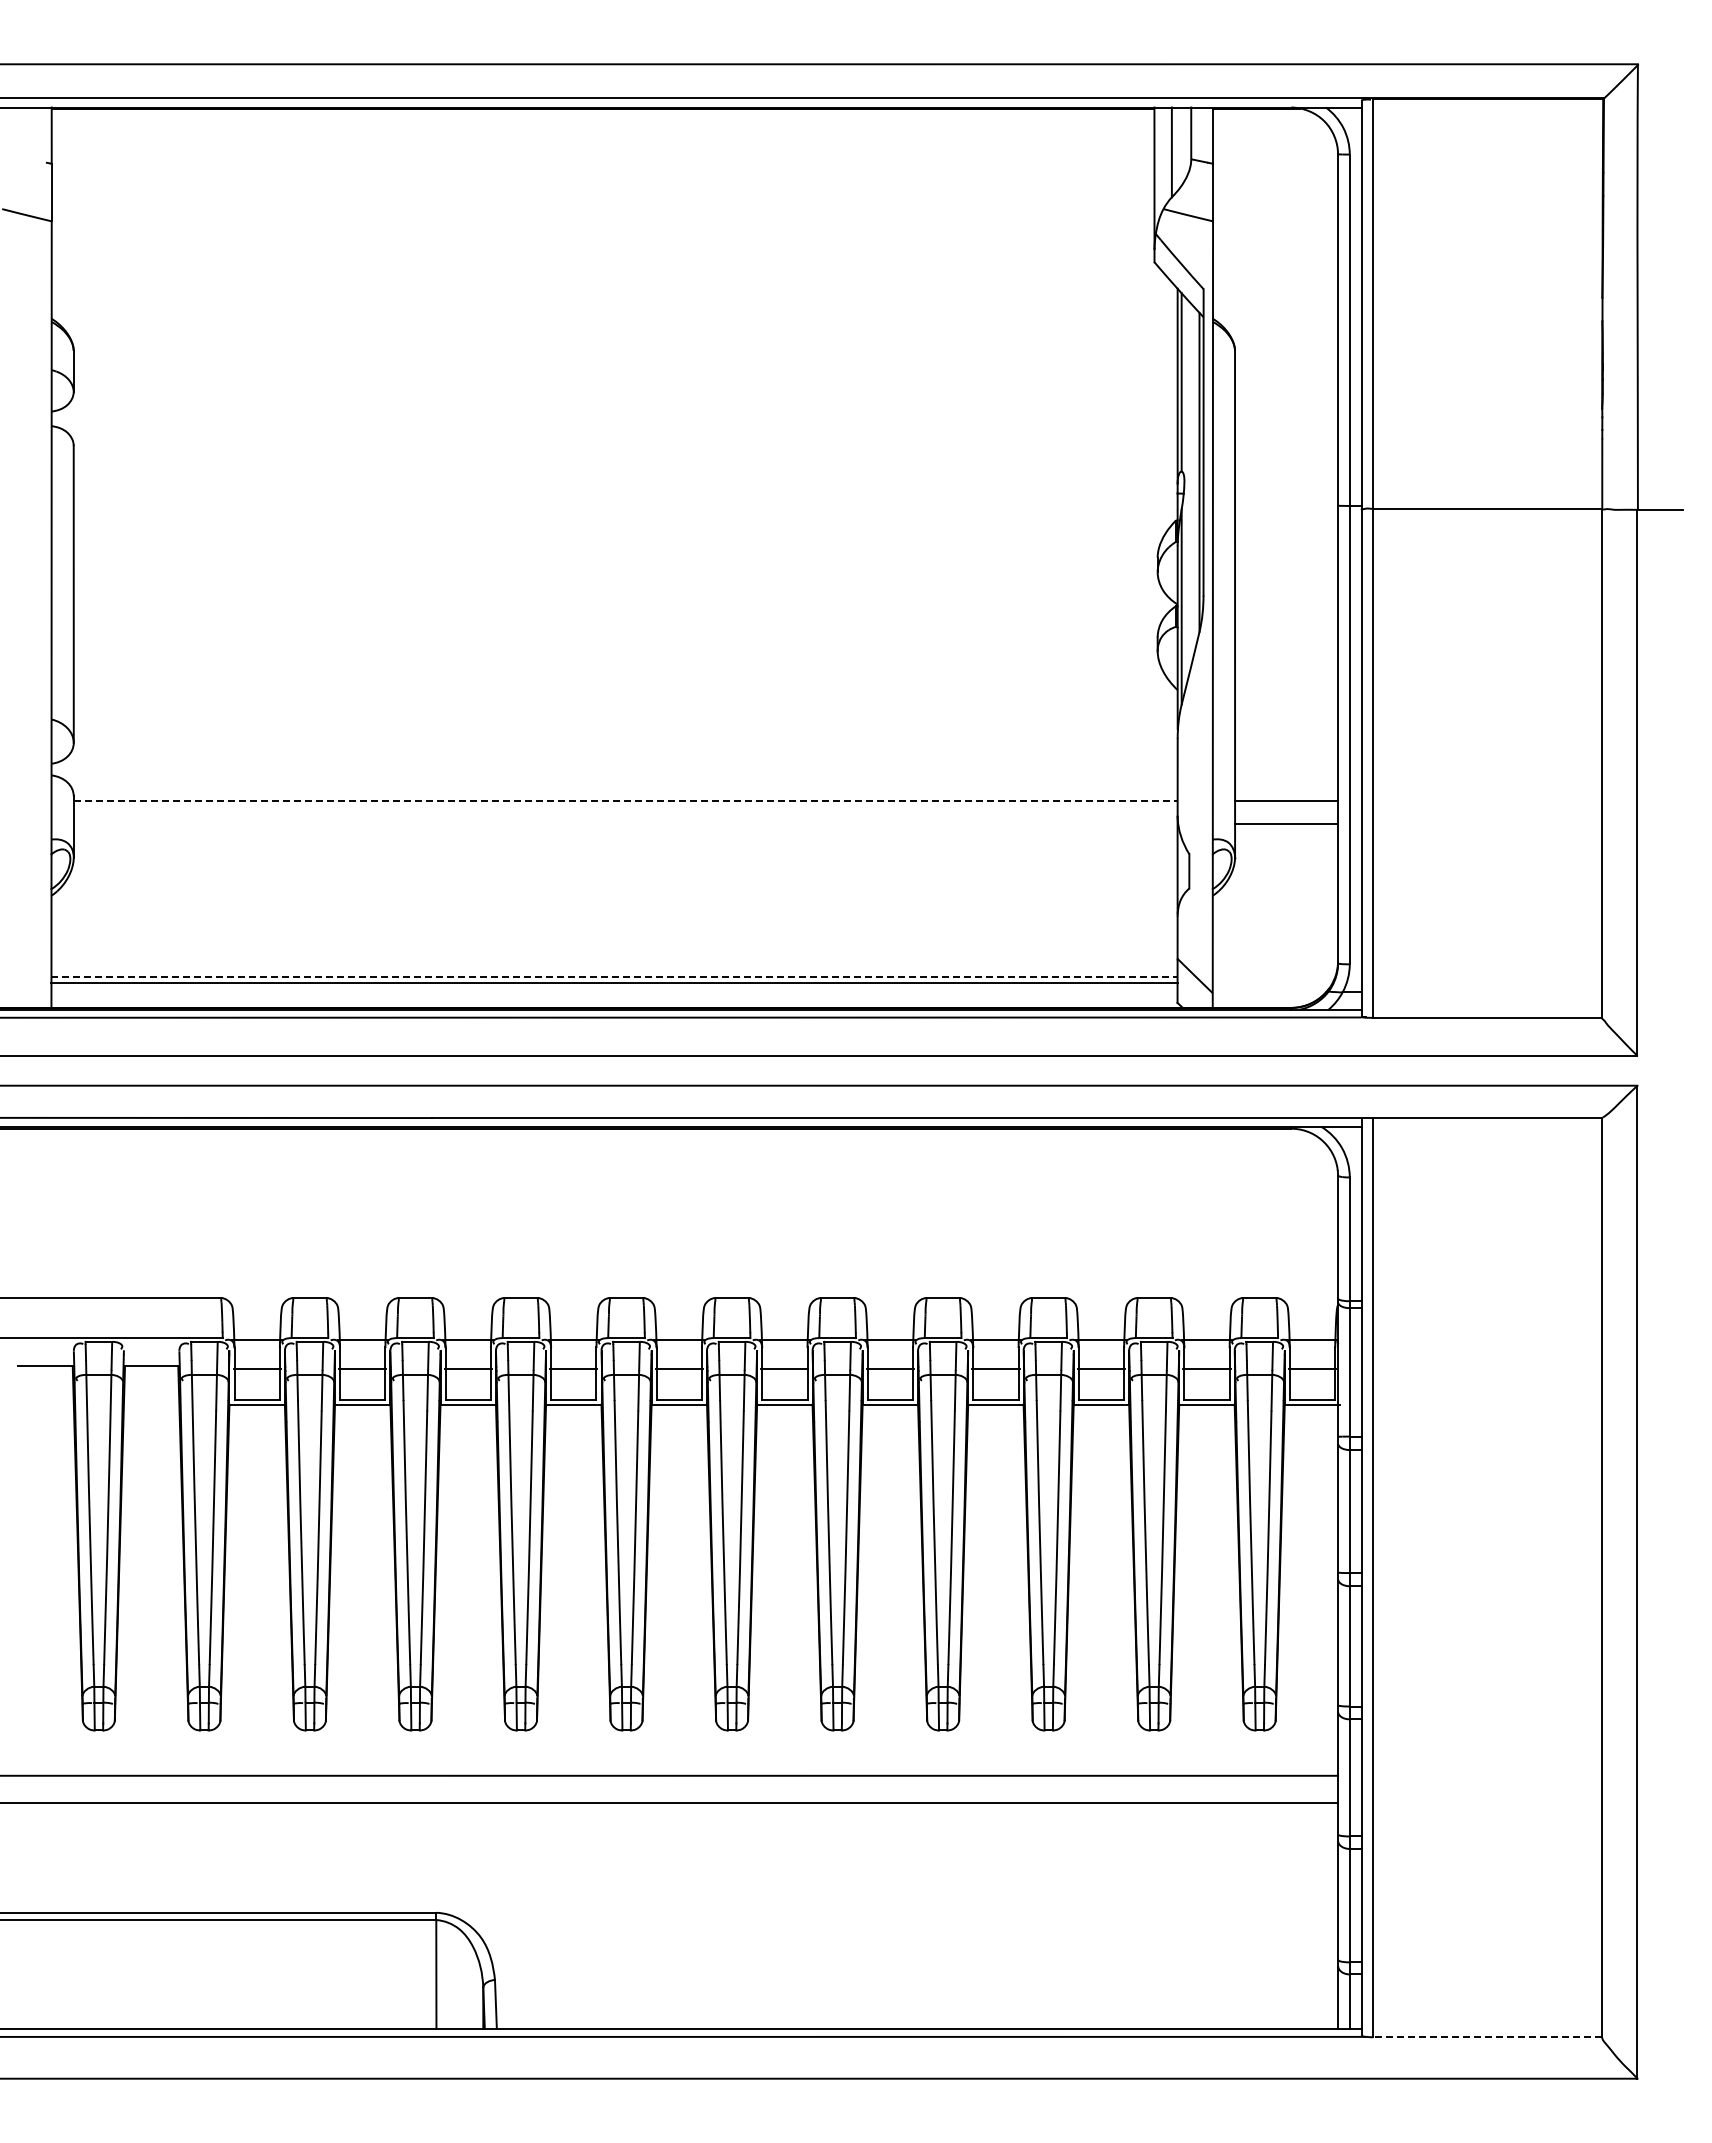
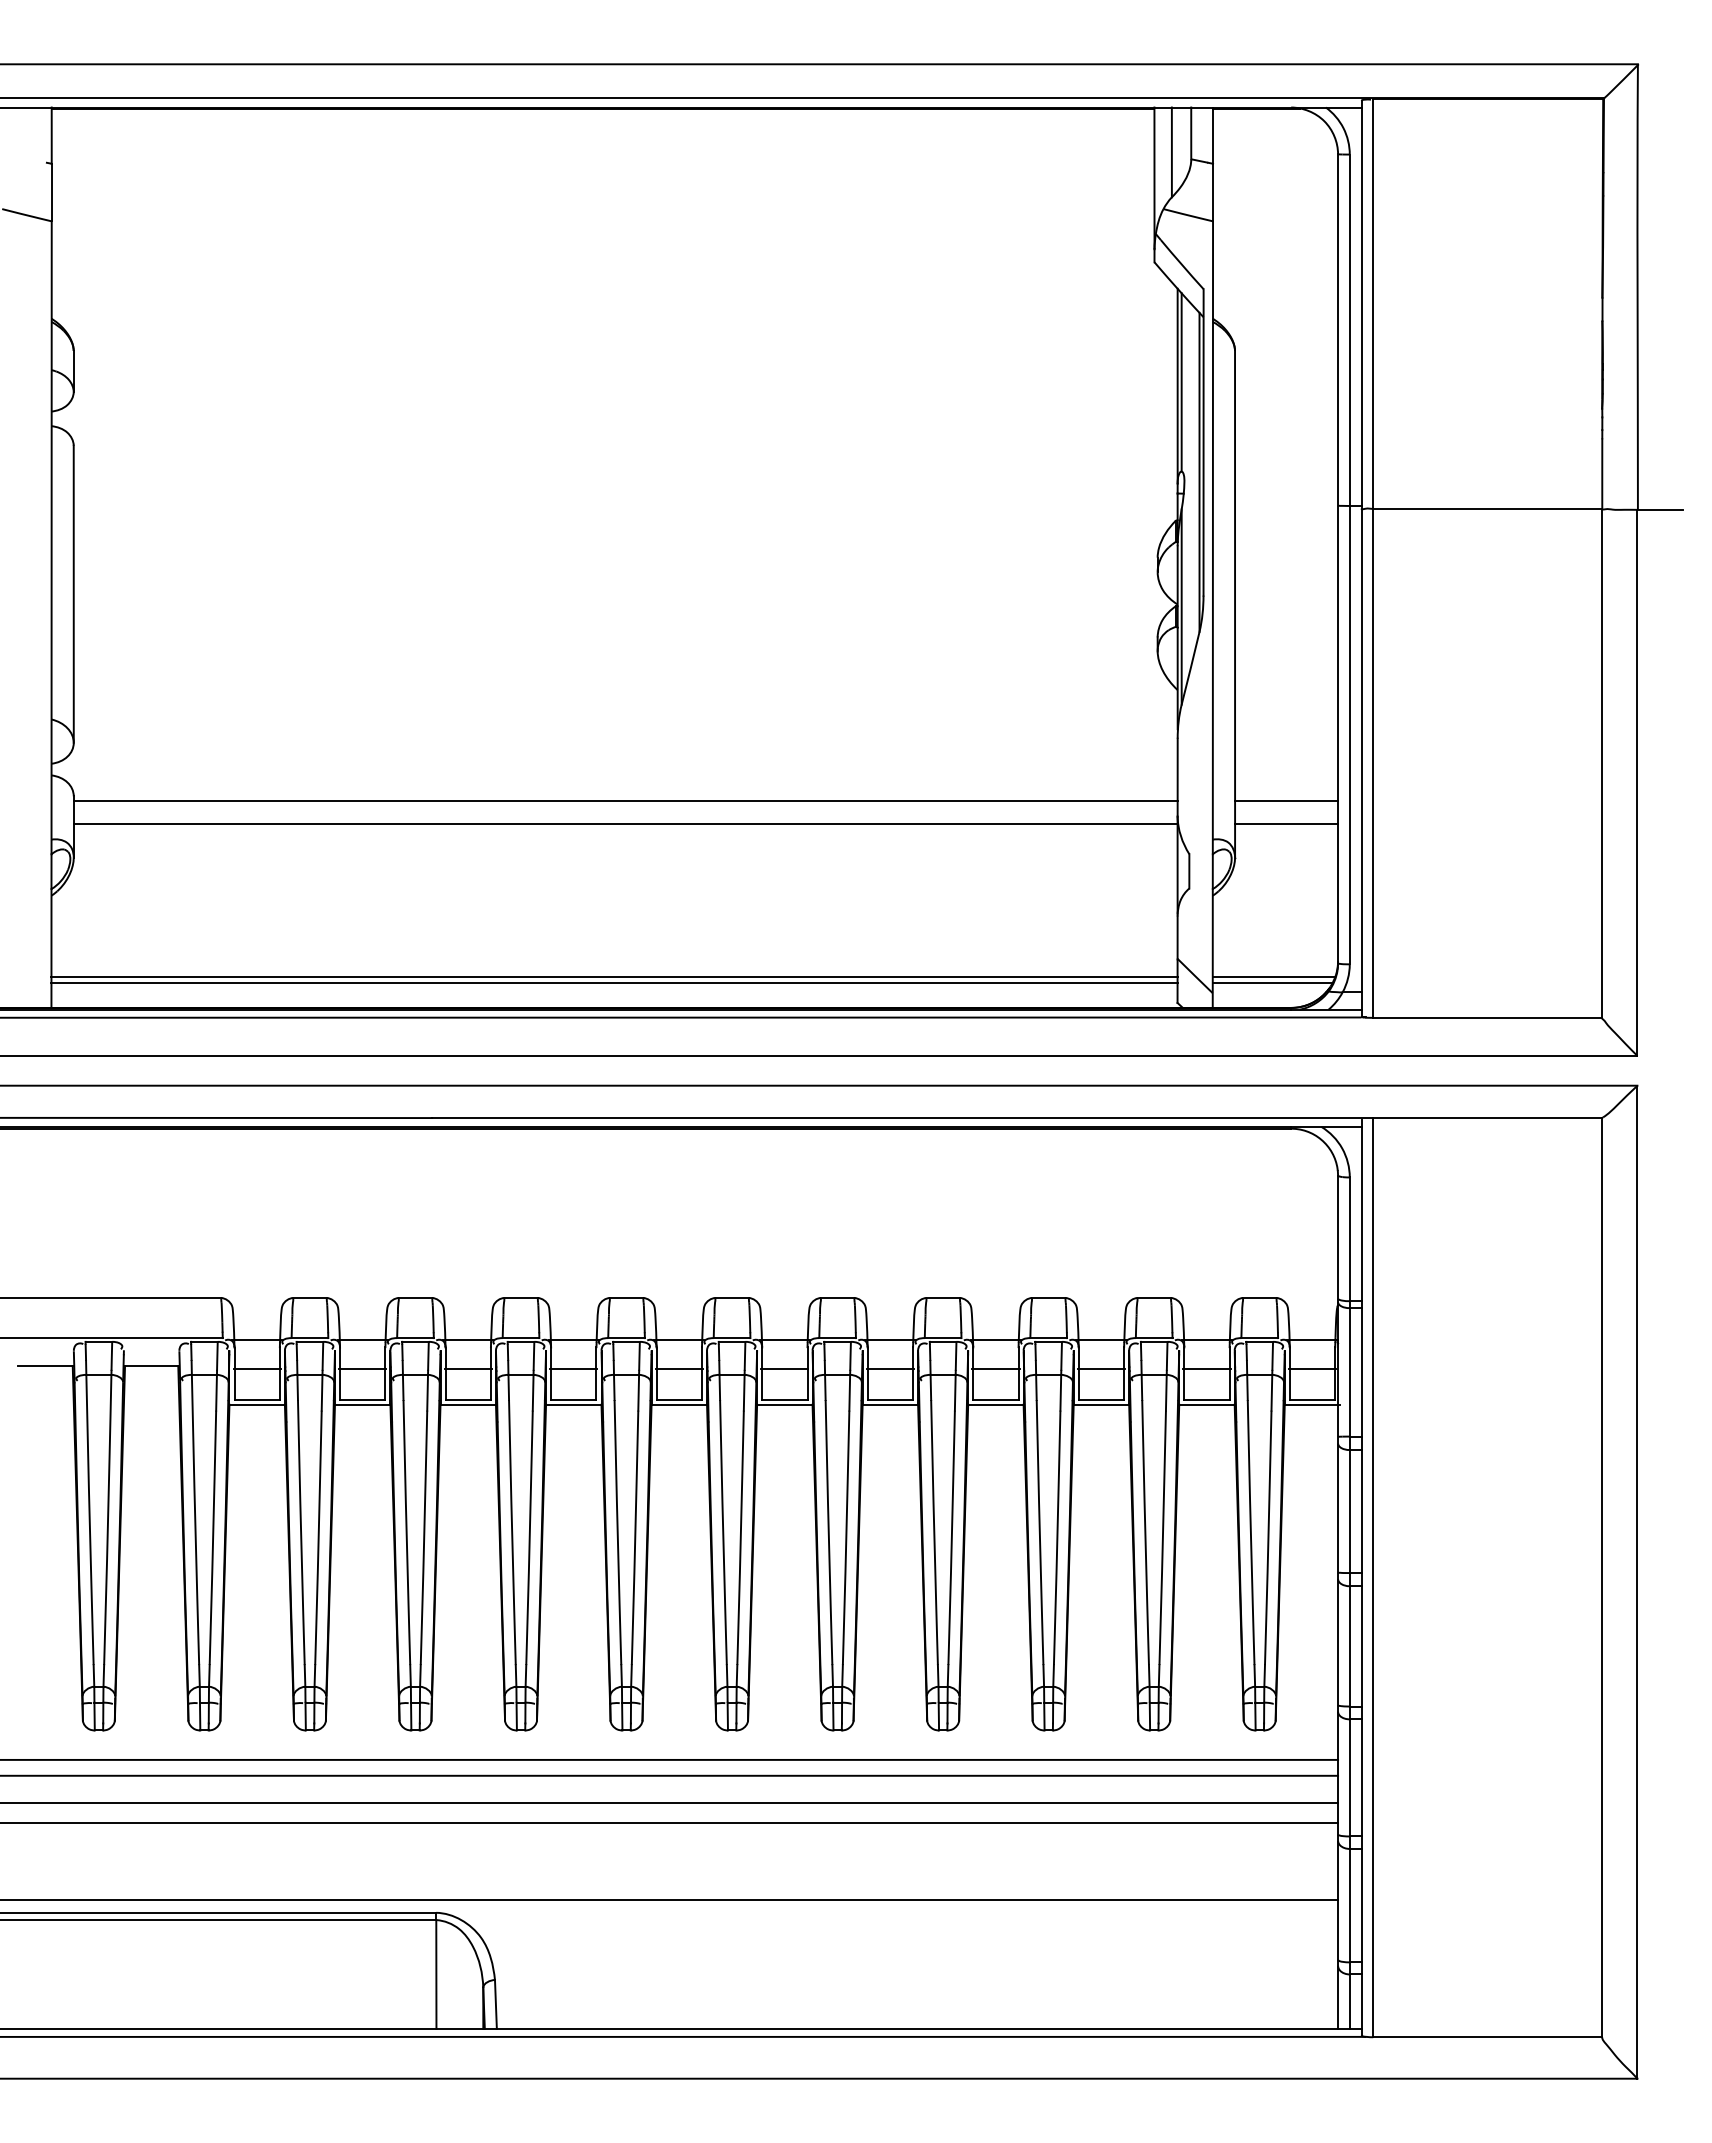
line: dashed -> solid (625, 800)
line: none -> present (625, 824)
line: dashed -> solid (615, 976)
line: none -> present (1273, 976)
line: none -> present (1272, 983)
line: none -> present (670, 1759)
line: none -> present (670, 1823)
line: none -> present (670, 1900)
line: dashed -> solid (1487, 2037)
